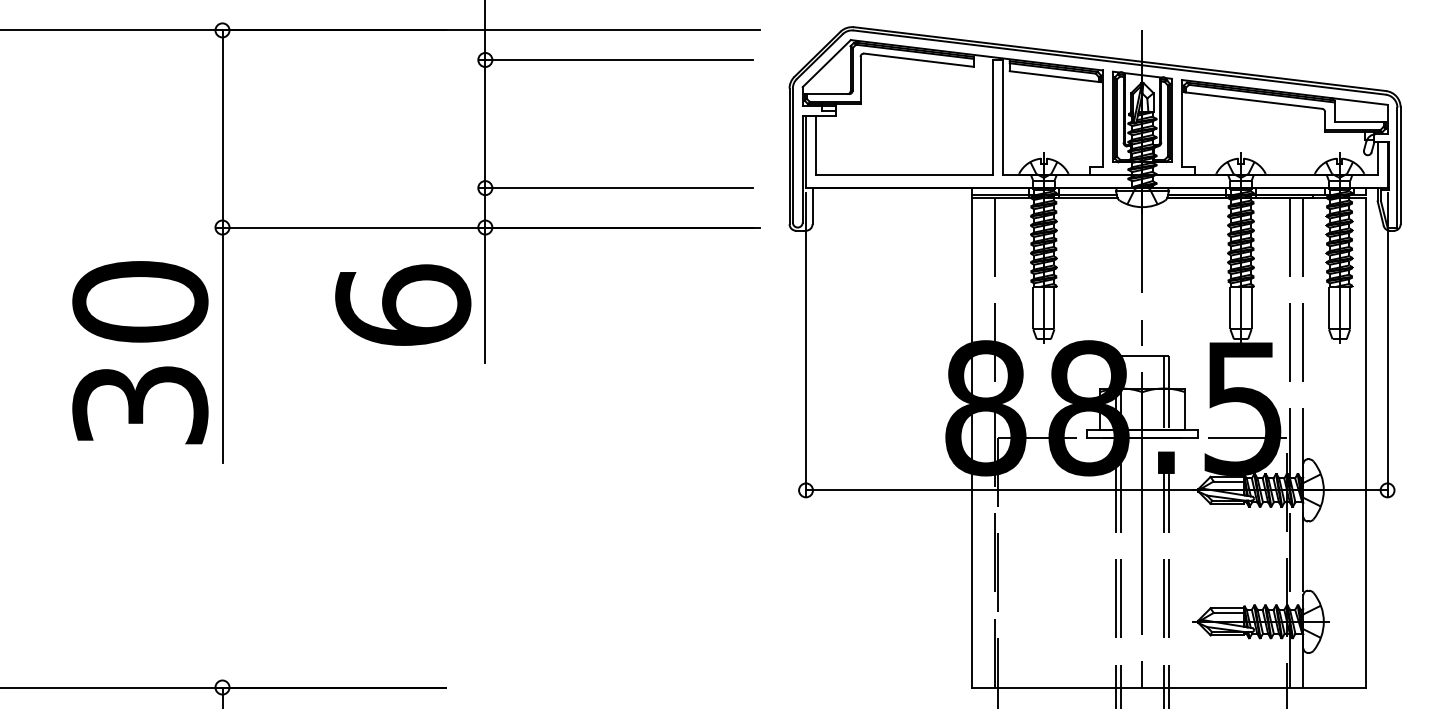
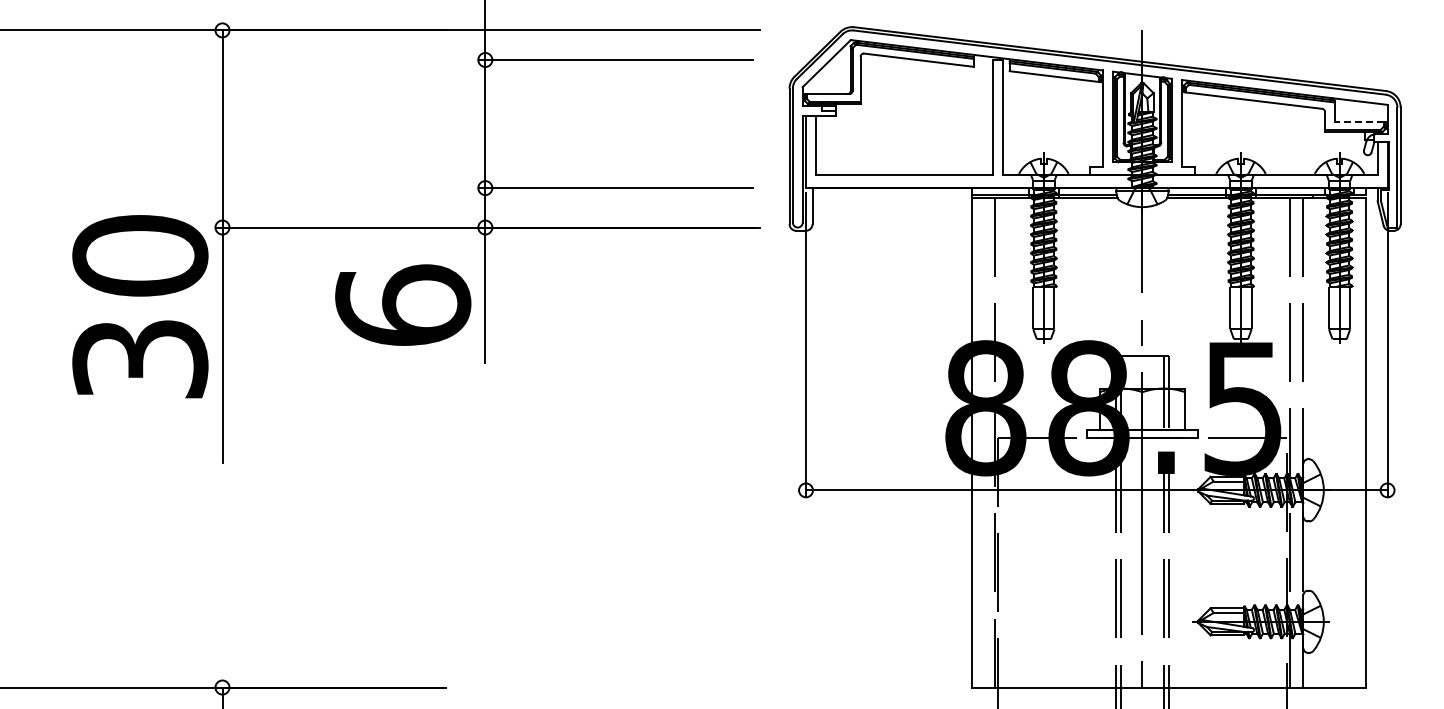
line: solid -> dashed (1358, 122)
text position: (140, 352) -> (140, 306) (140, 306)
